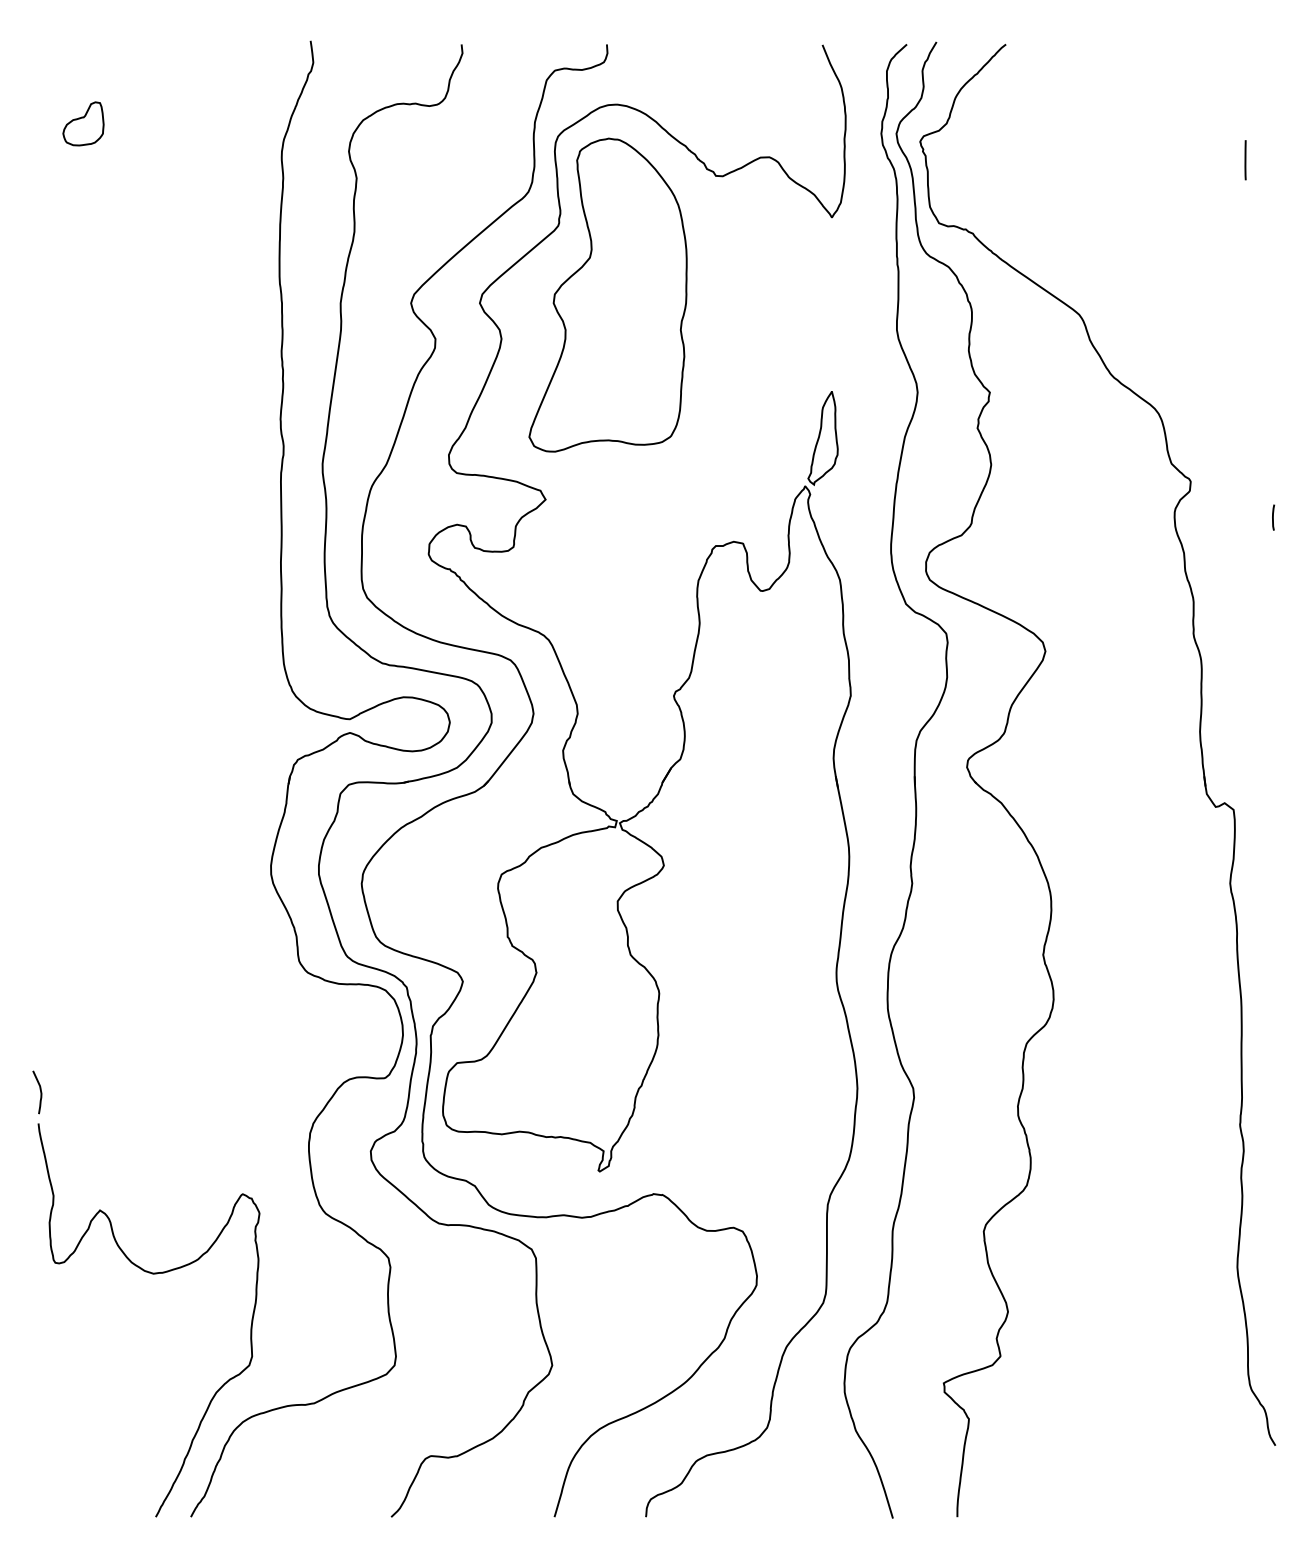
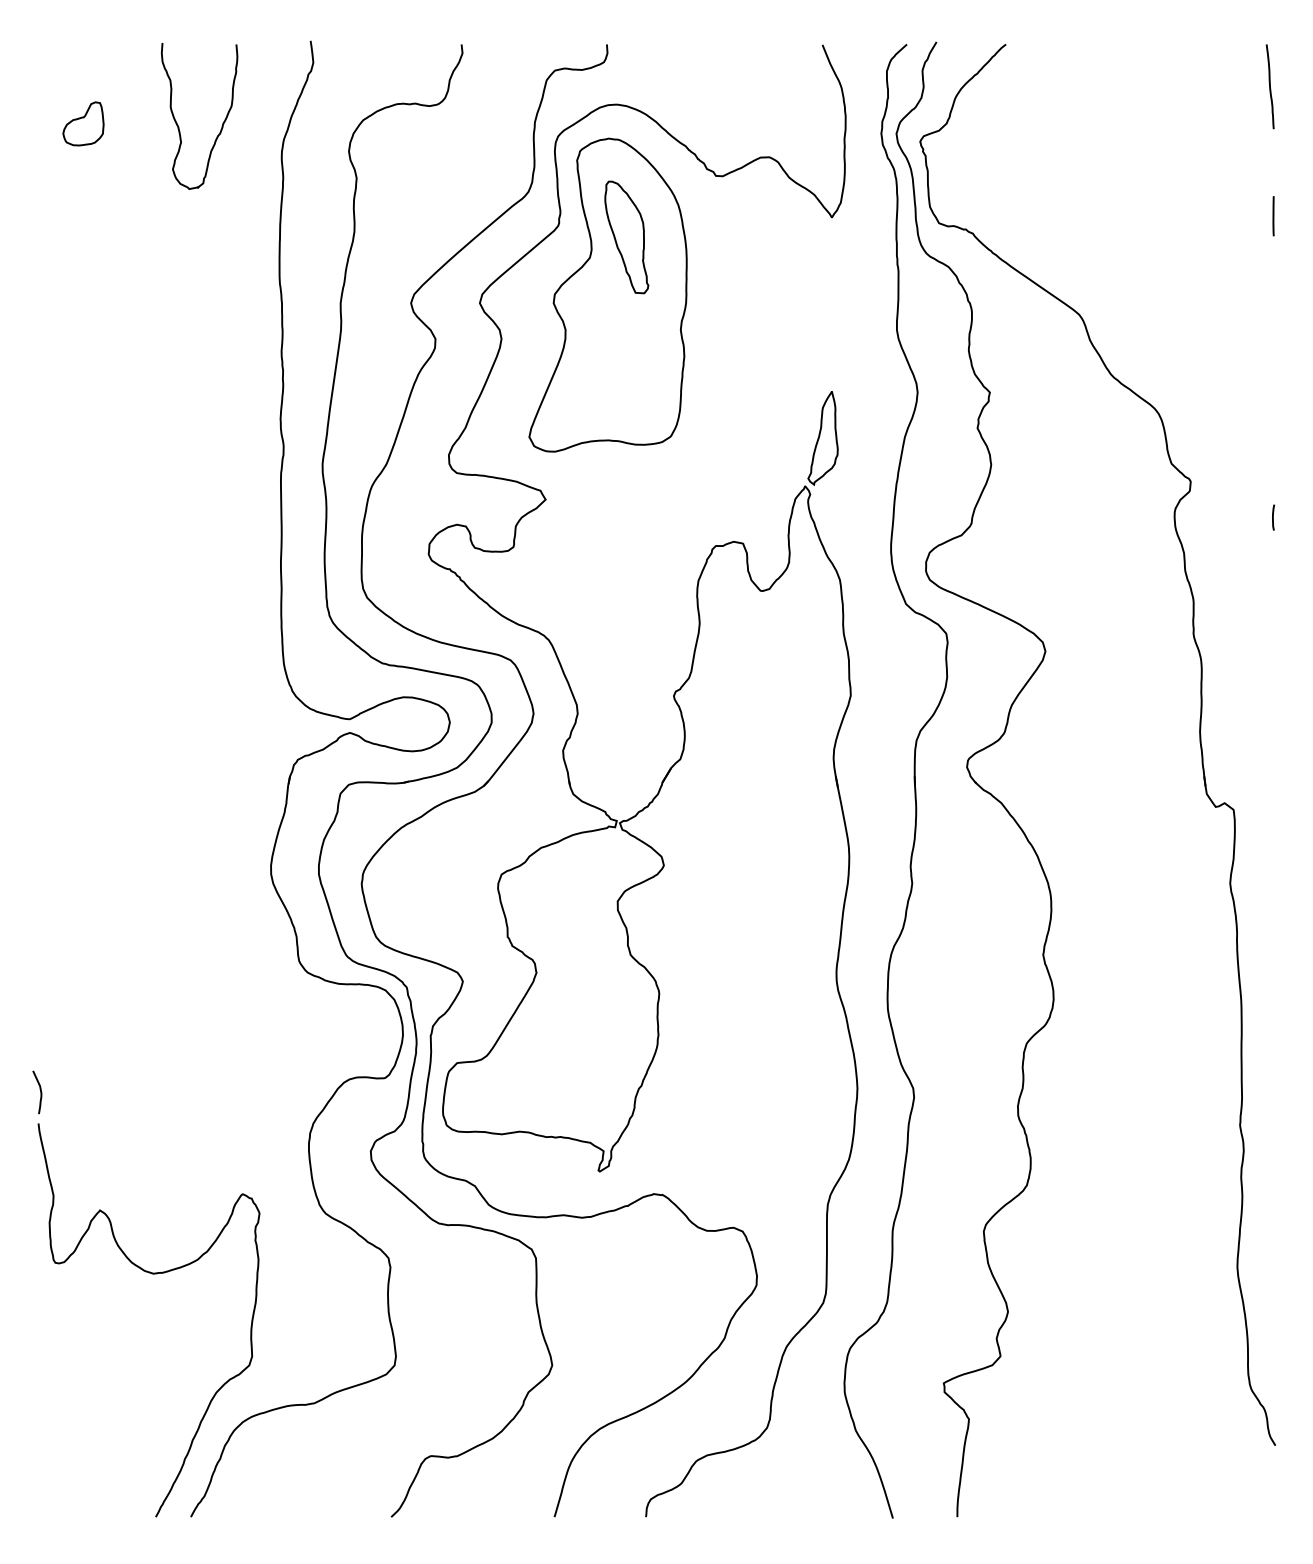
line: none -> present (1269, 86)
curve: none -> present (177, 122)
line position: (1245, 160) -> (1273, 216) (1273, 216)
part: none -> present (626, 237)
